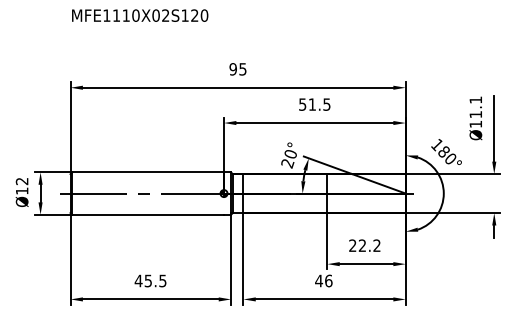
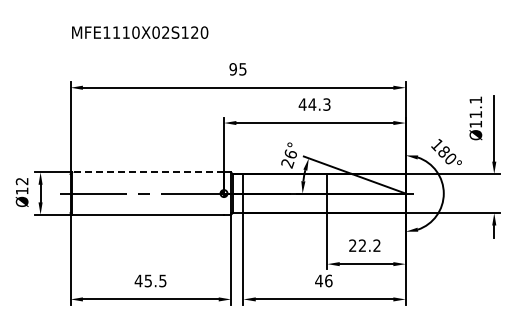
text position: (140, 15) -> (140, 32) (140, 32)
text: 51.5 -> 44.3 (314, 104)
text: 20° -> 26° (290, 152)
line: solid -> dashed (148, 172)
